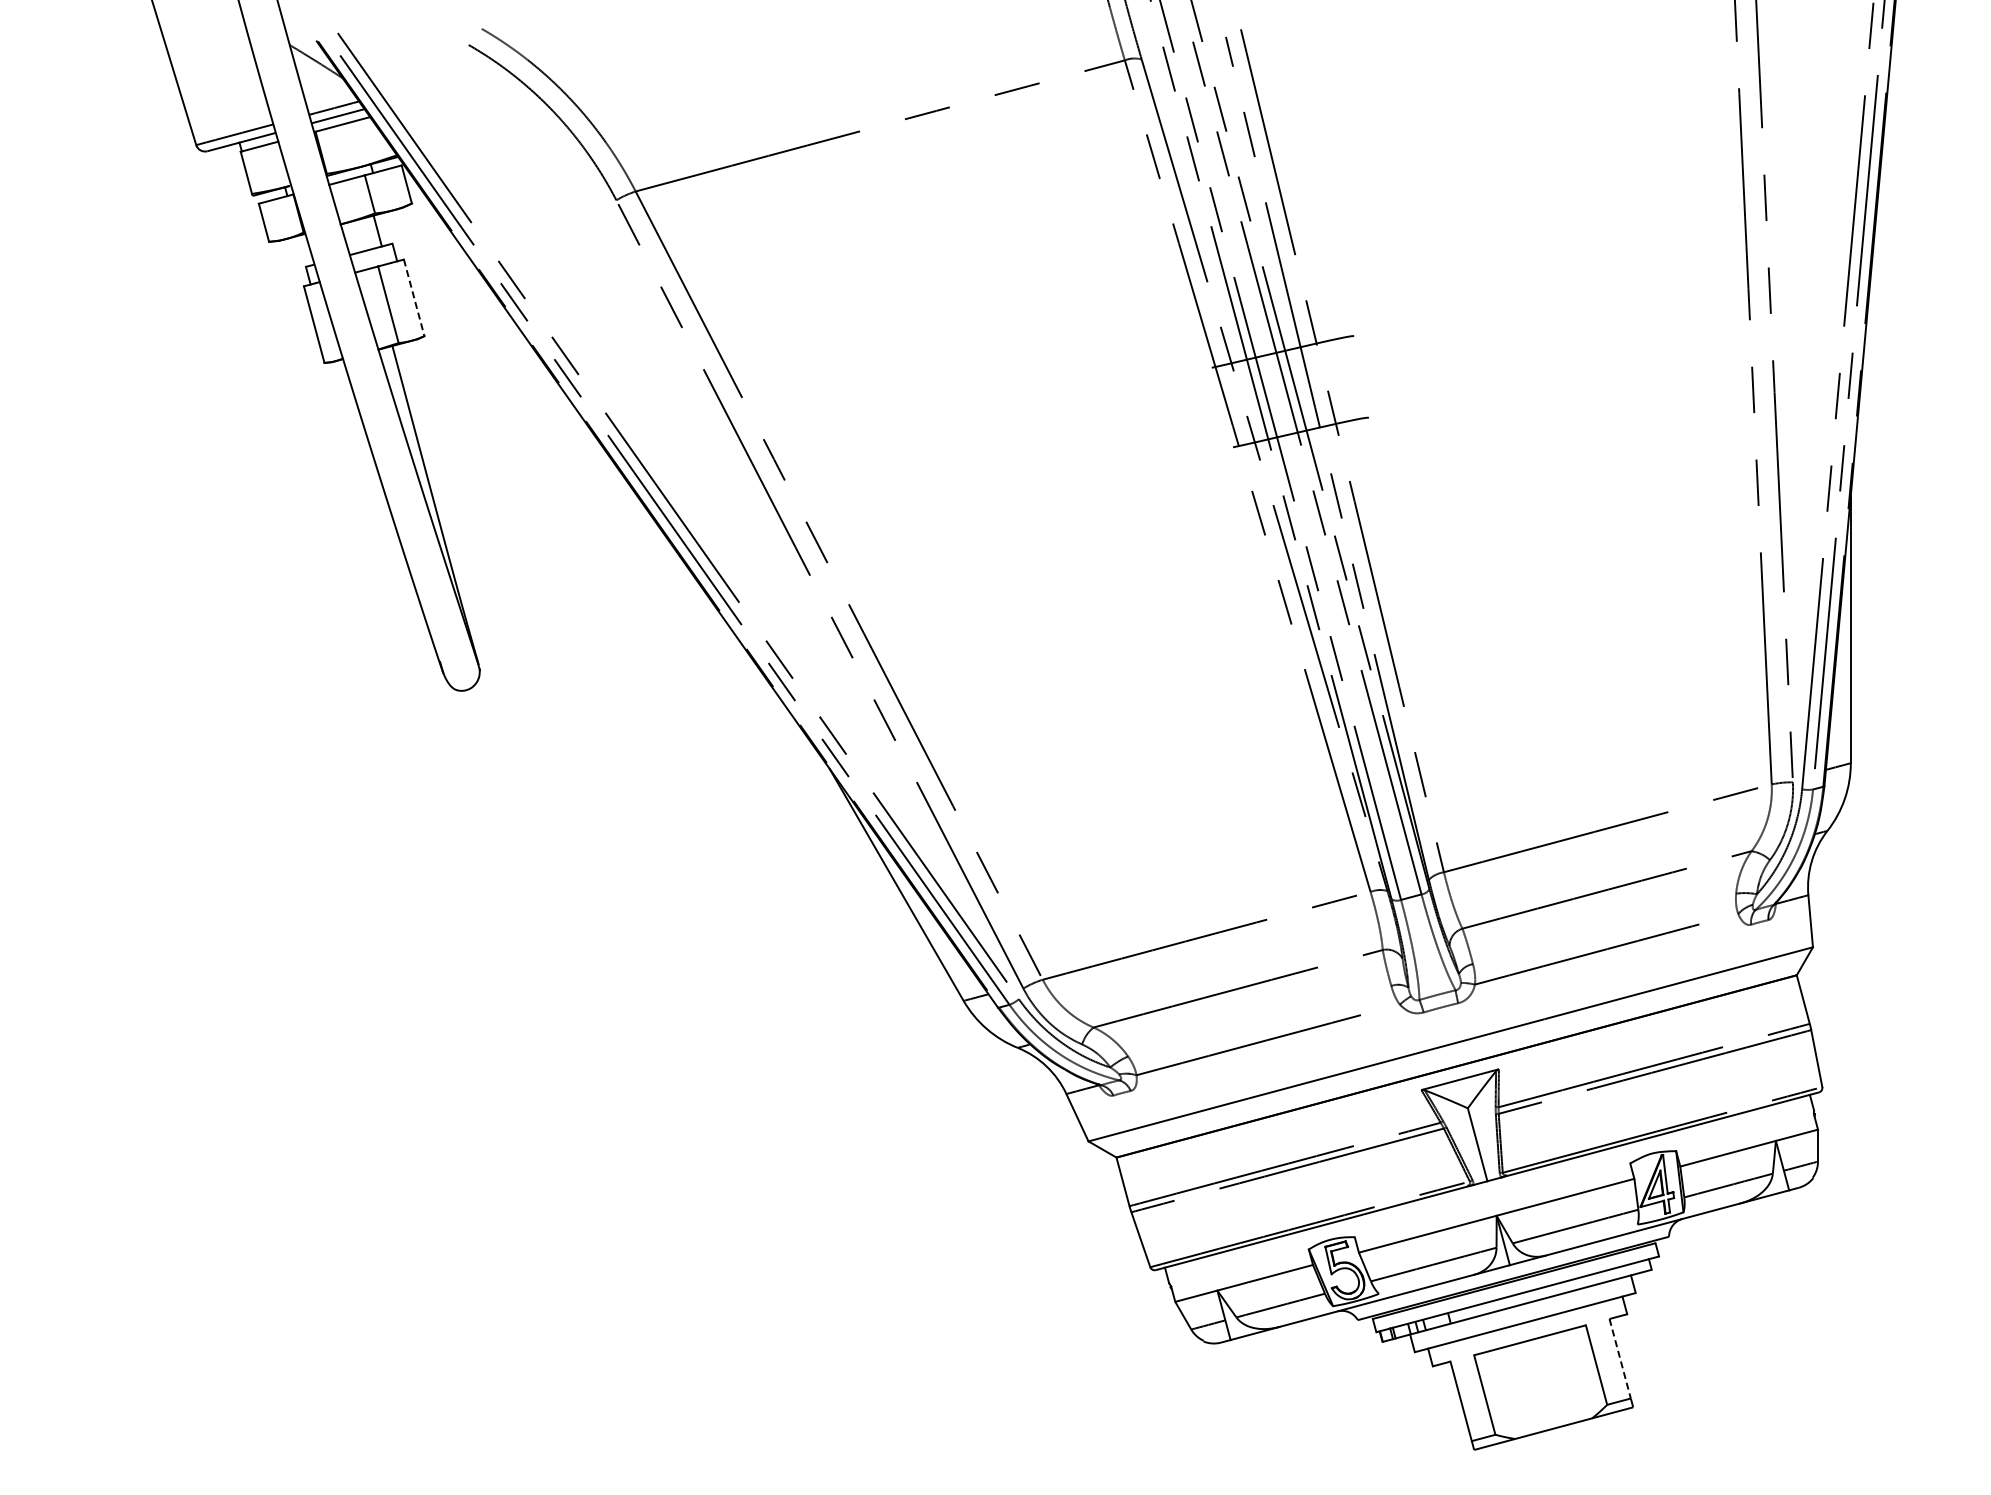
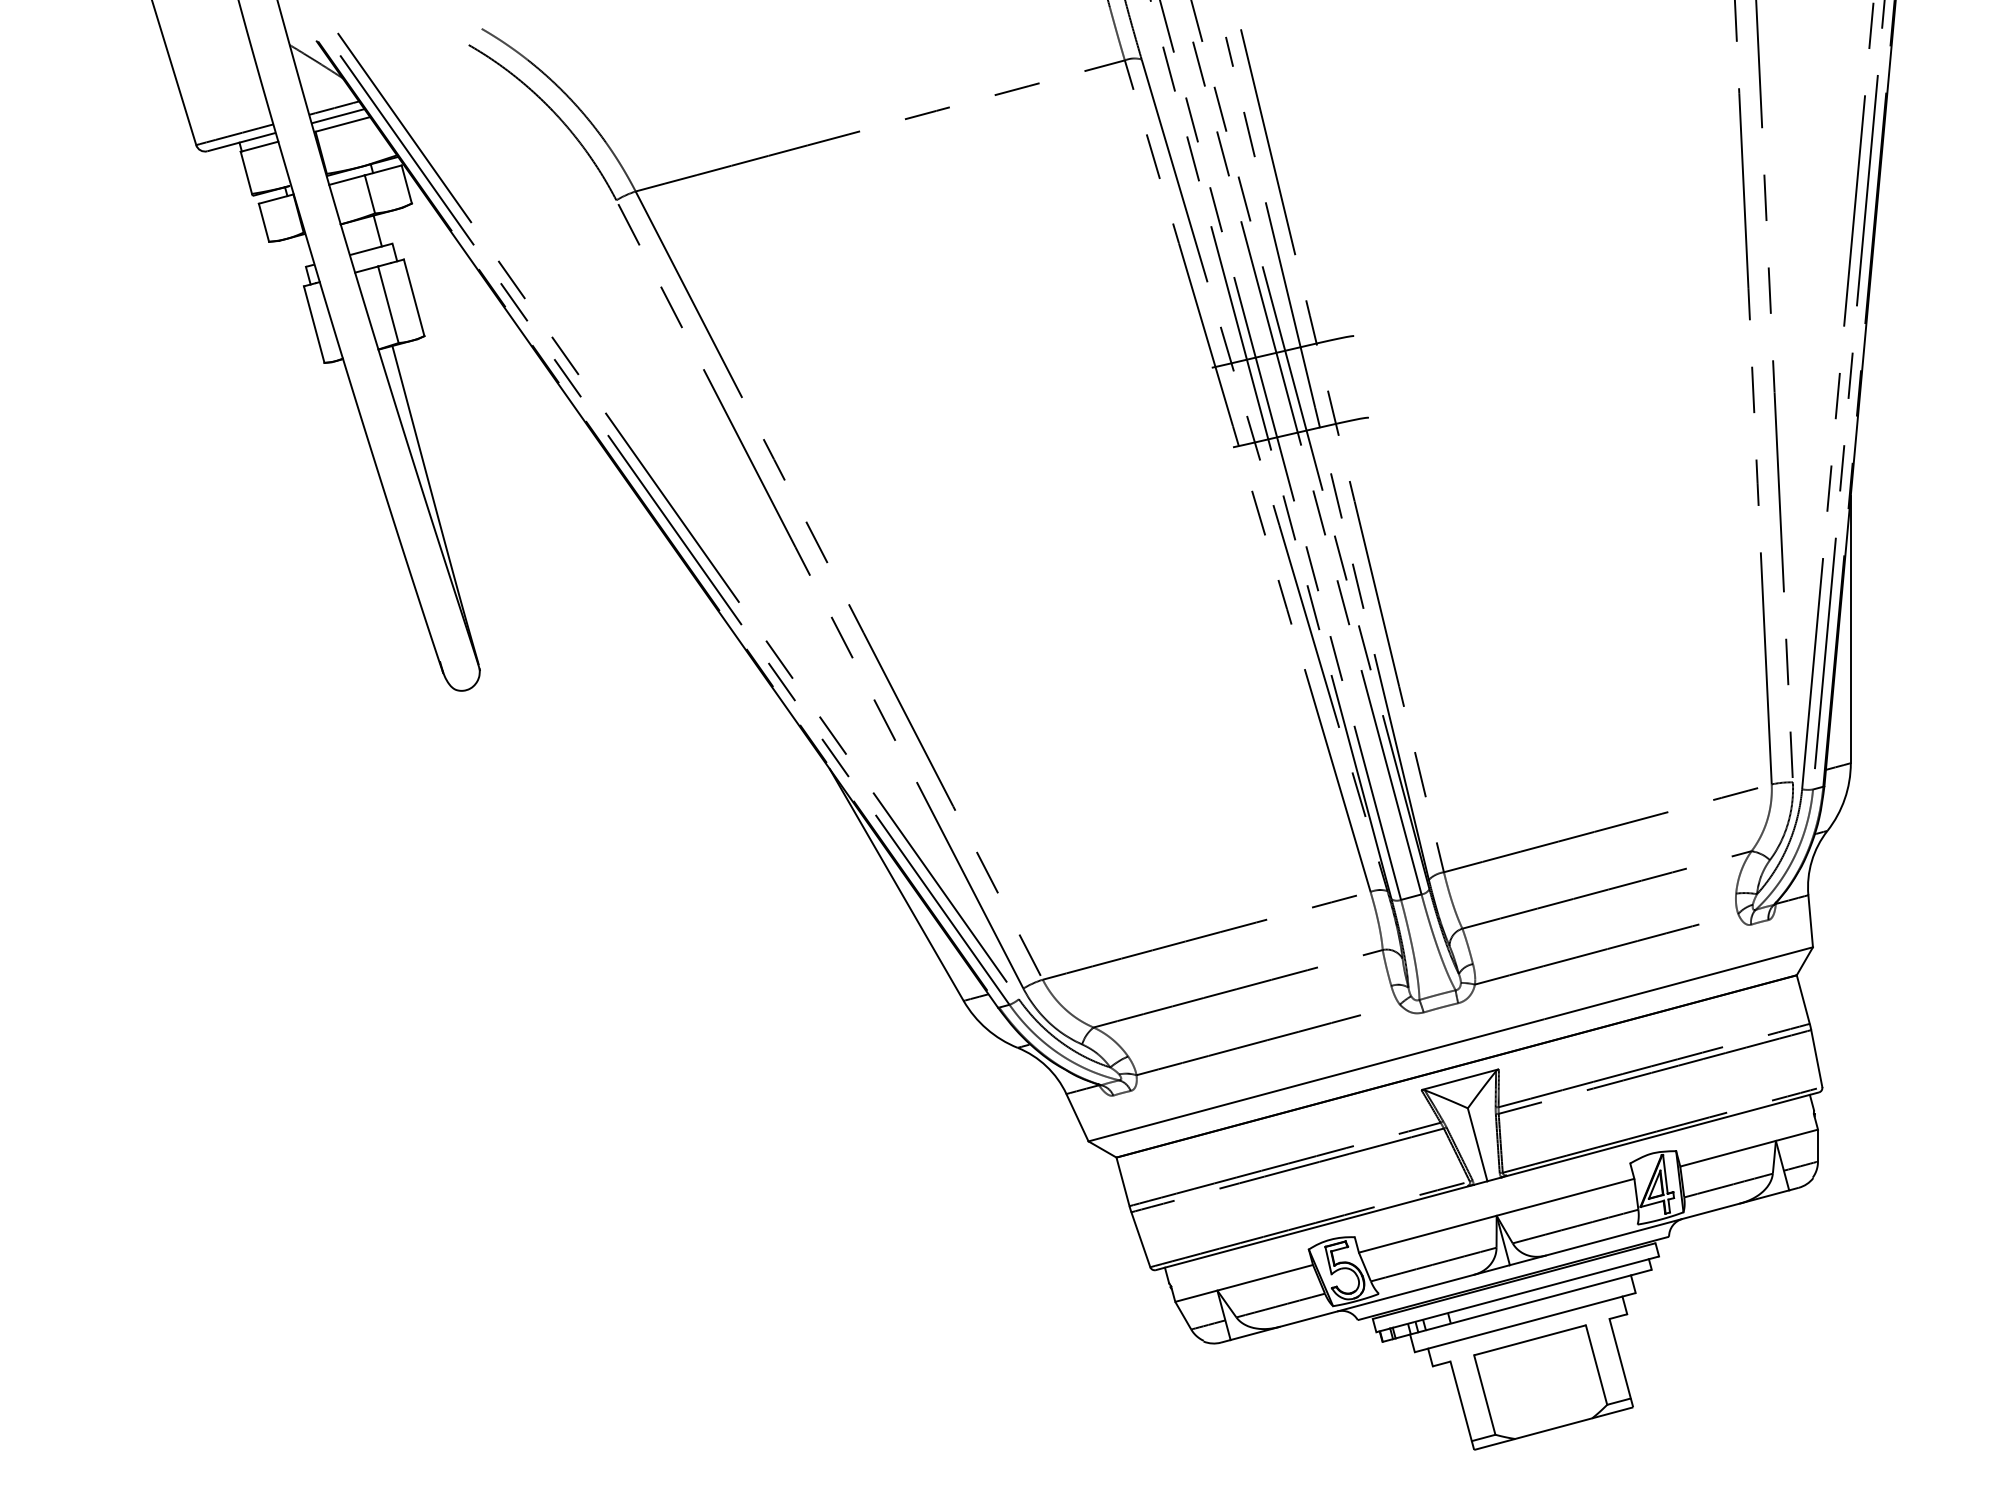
line: dashed -> solid (414, 297)
line: dashed -> solid (1620, 1359)
